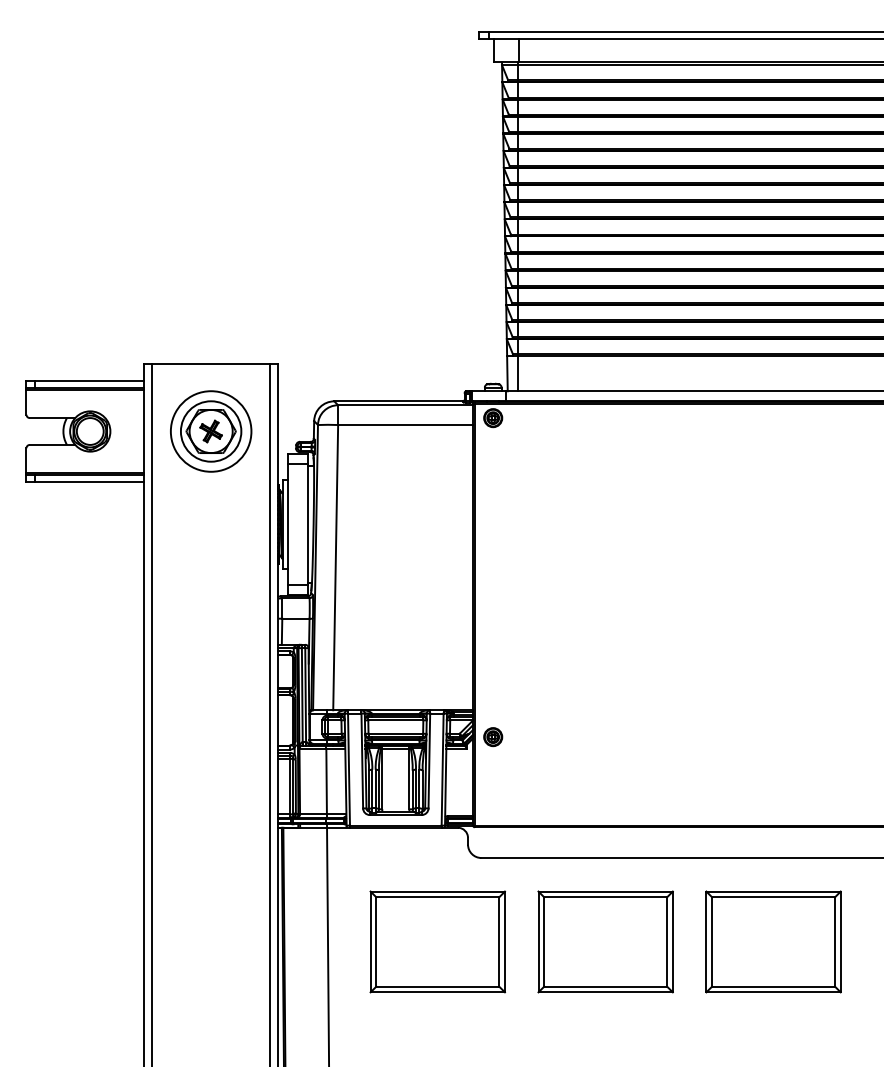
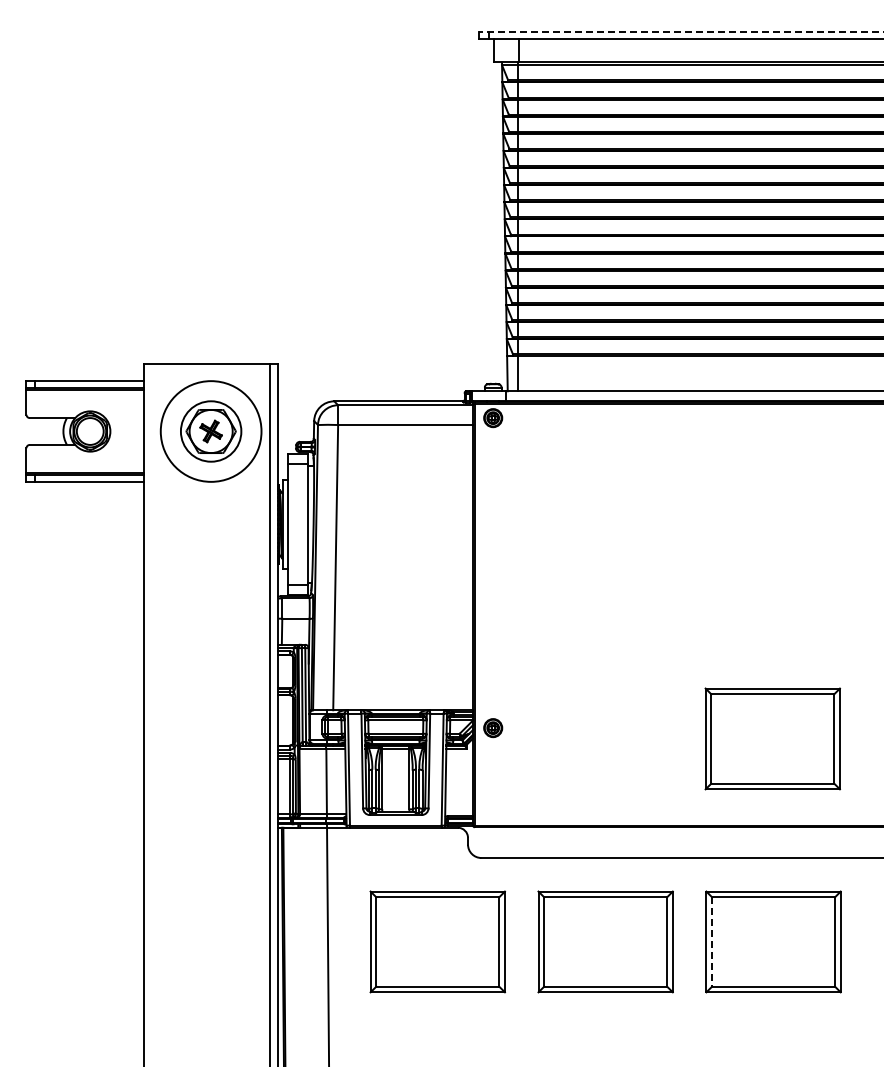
line: solid -> dashed (680, 32)
circle diameter: 81 px -> 101 px (210, 431)
line: present -> none (152, 713)
part position: (493, 737) -> (493, 728) (493, 728)
part: none -> present (772, 738)
line: solid -> dashed (712, 941)
